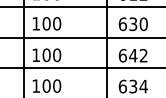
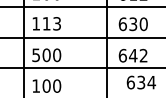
text: 100 -> 113 (51, 23)
text: 100 -> 500 (35, 55)
text position: (132, 86) -> (140, 82) (140, 82)
